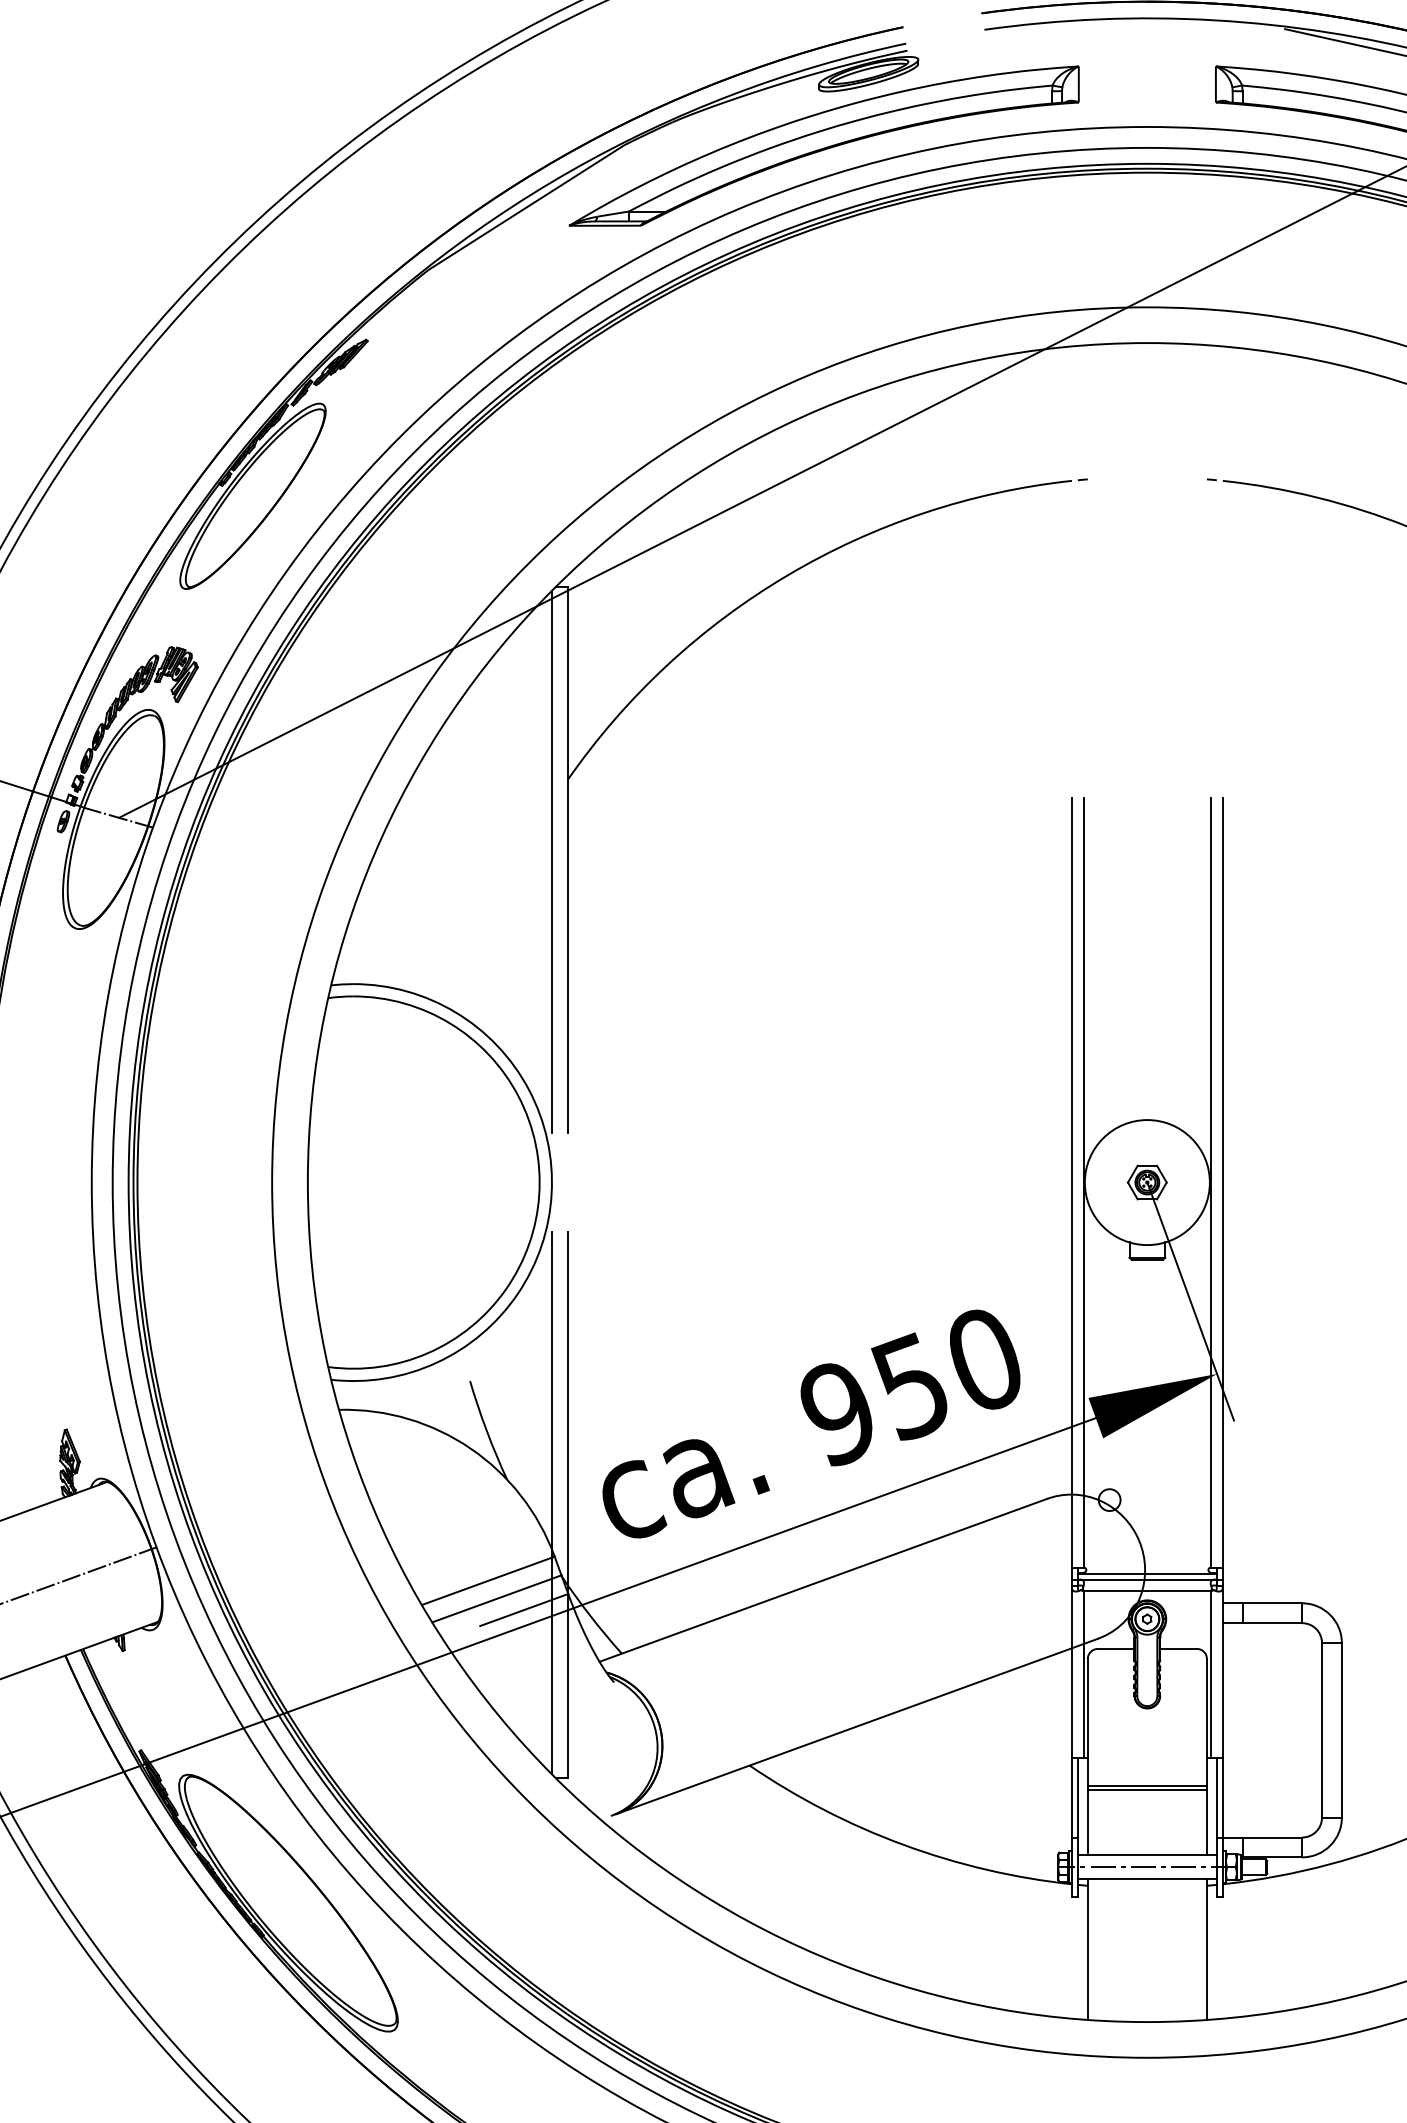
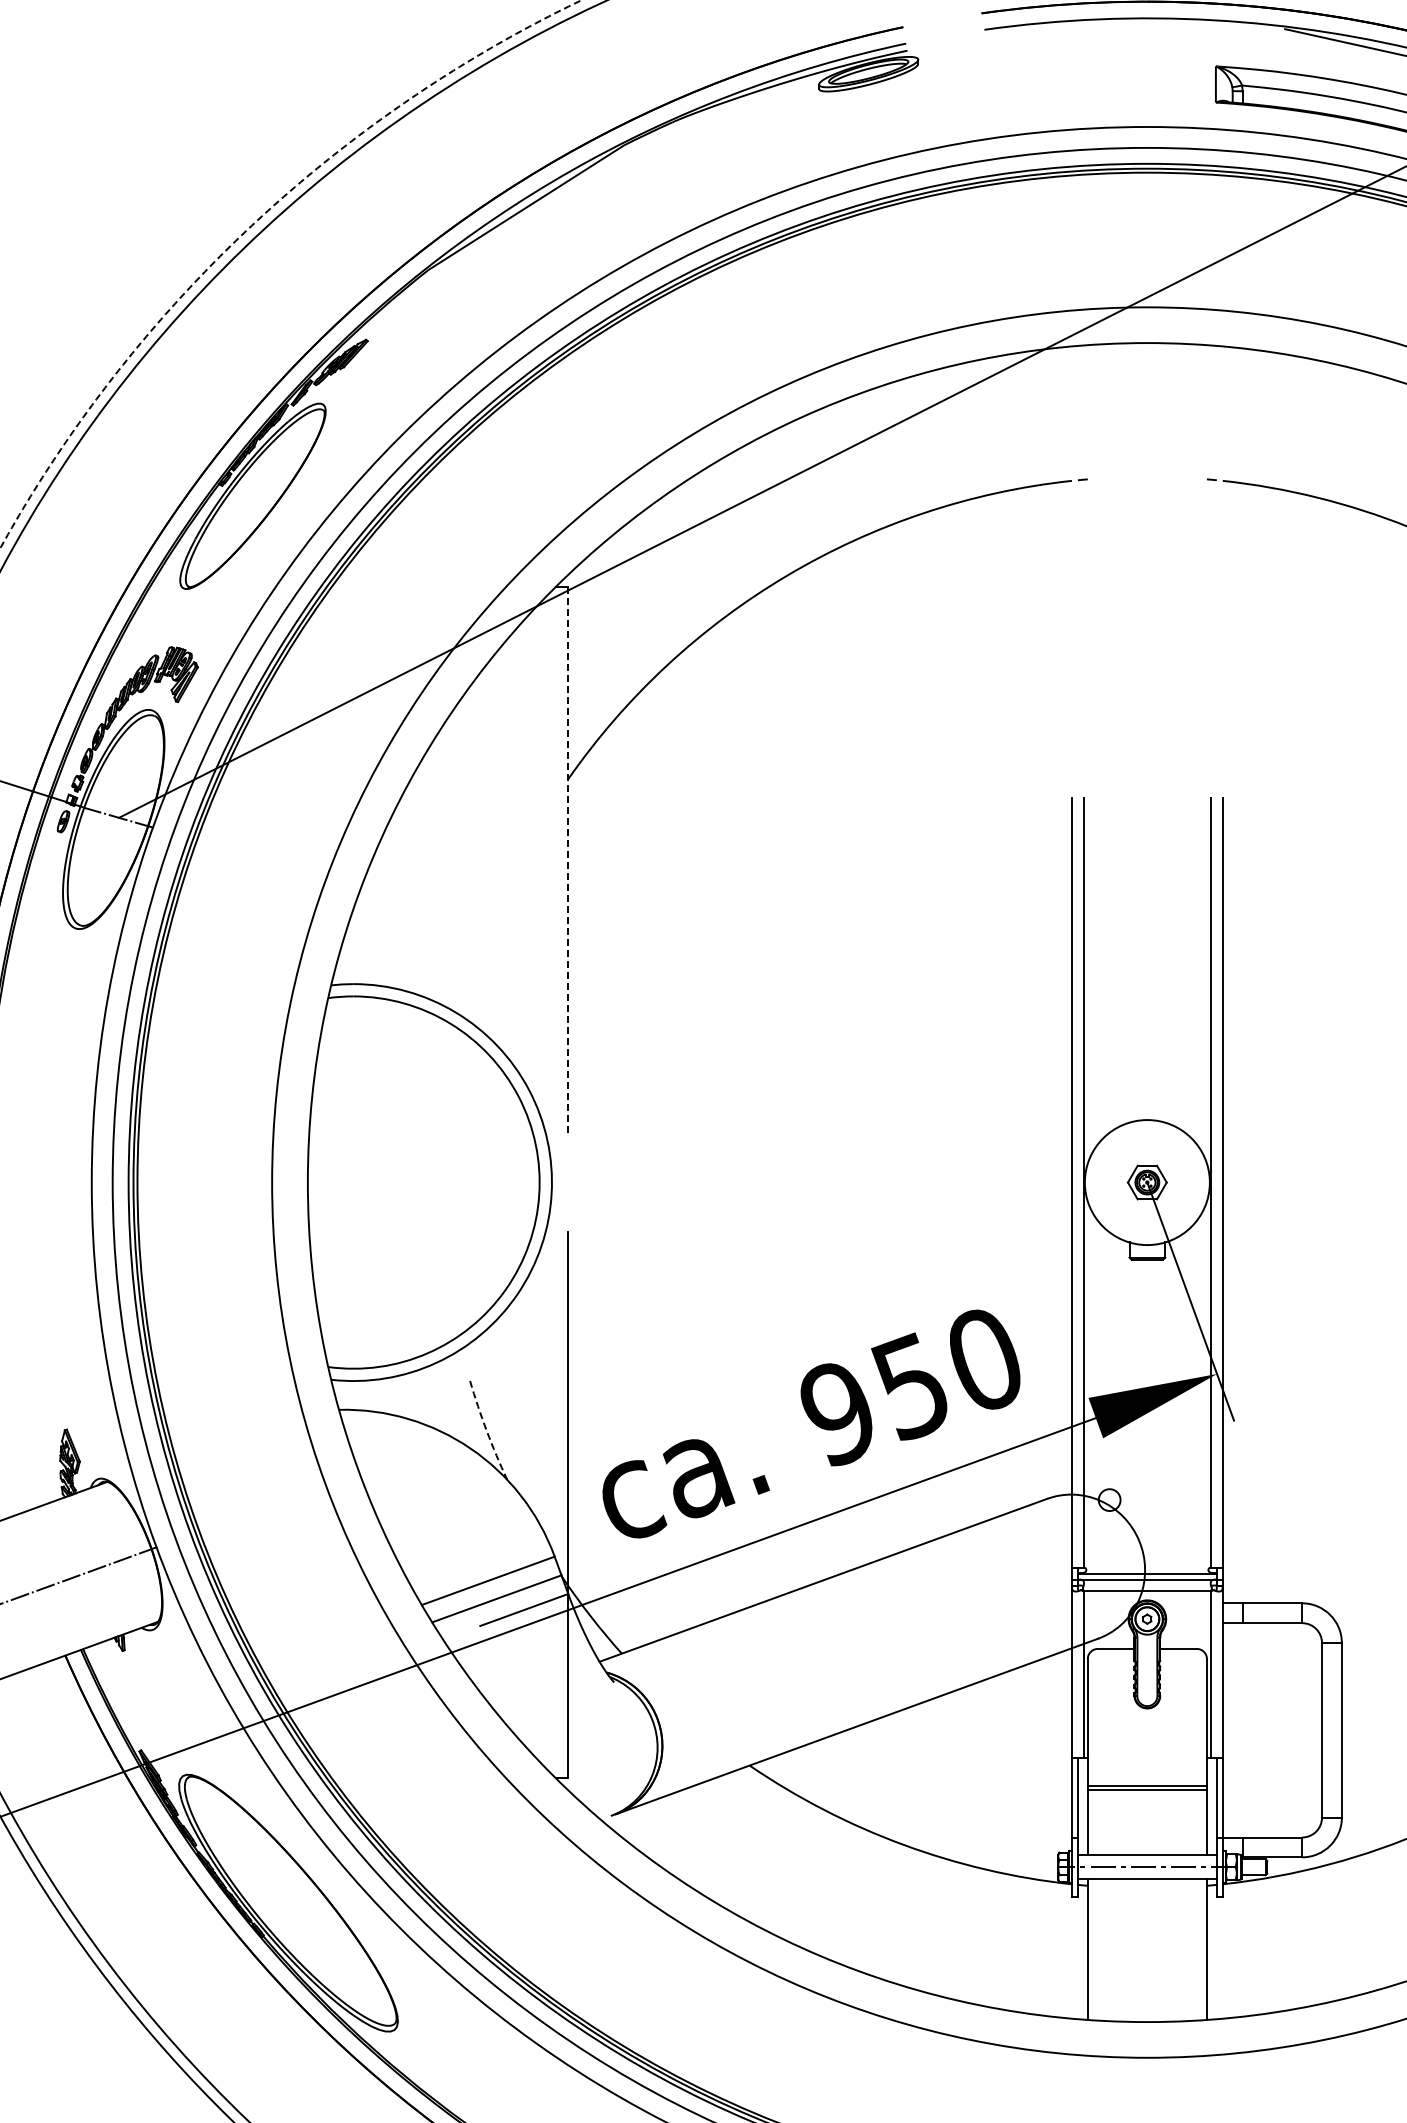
part: present -> none (823, 145)
arc: solid -> dashed (248, 228)
line: solid -> dashed (567, 860)
line: present -> none (551, 861)
arc: solid -> dashed (486, 1431)
line: present -> none (551, 1503)
